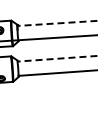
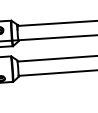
line: dashed -> solid (57, 23)
line: dashed -> solid (57, 58)
